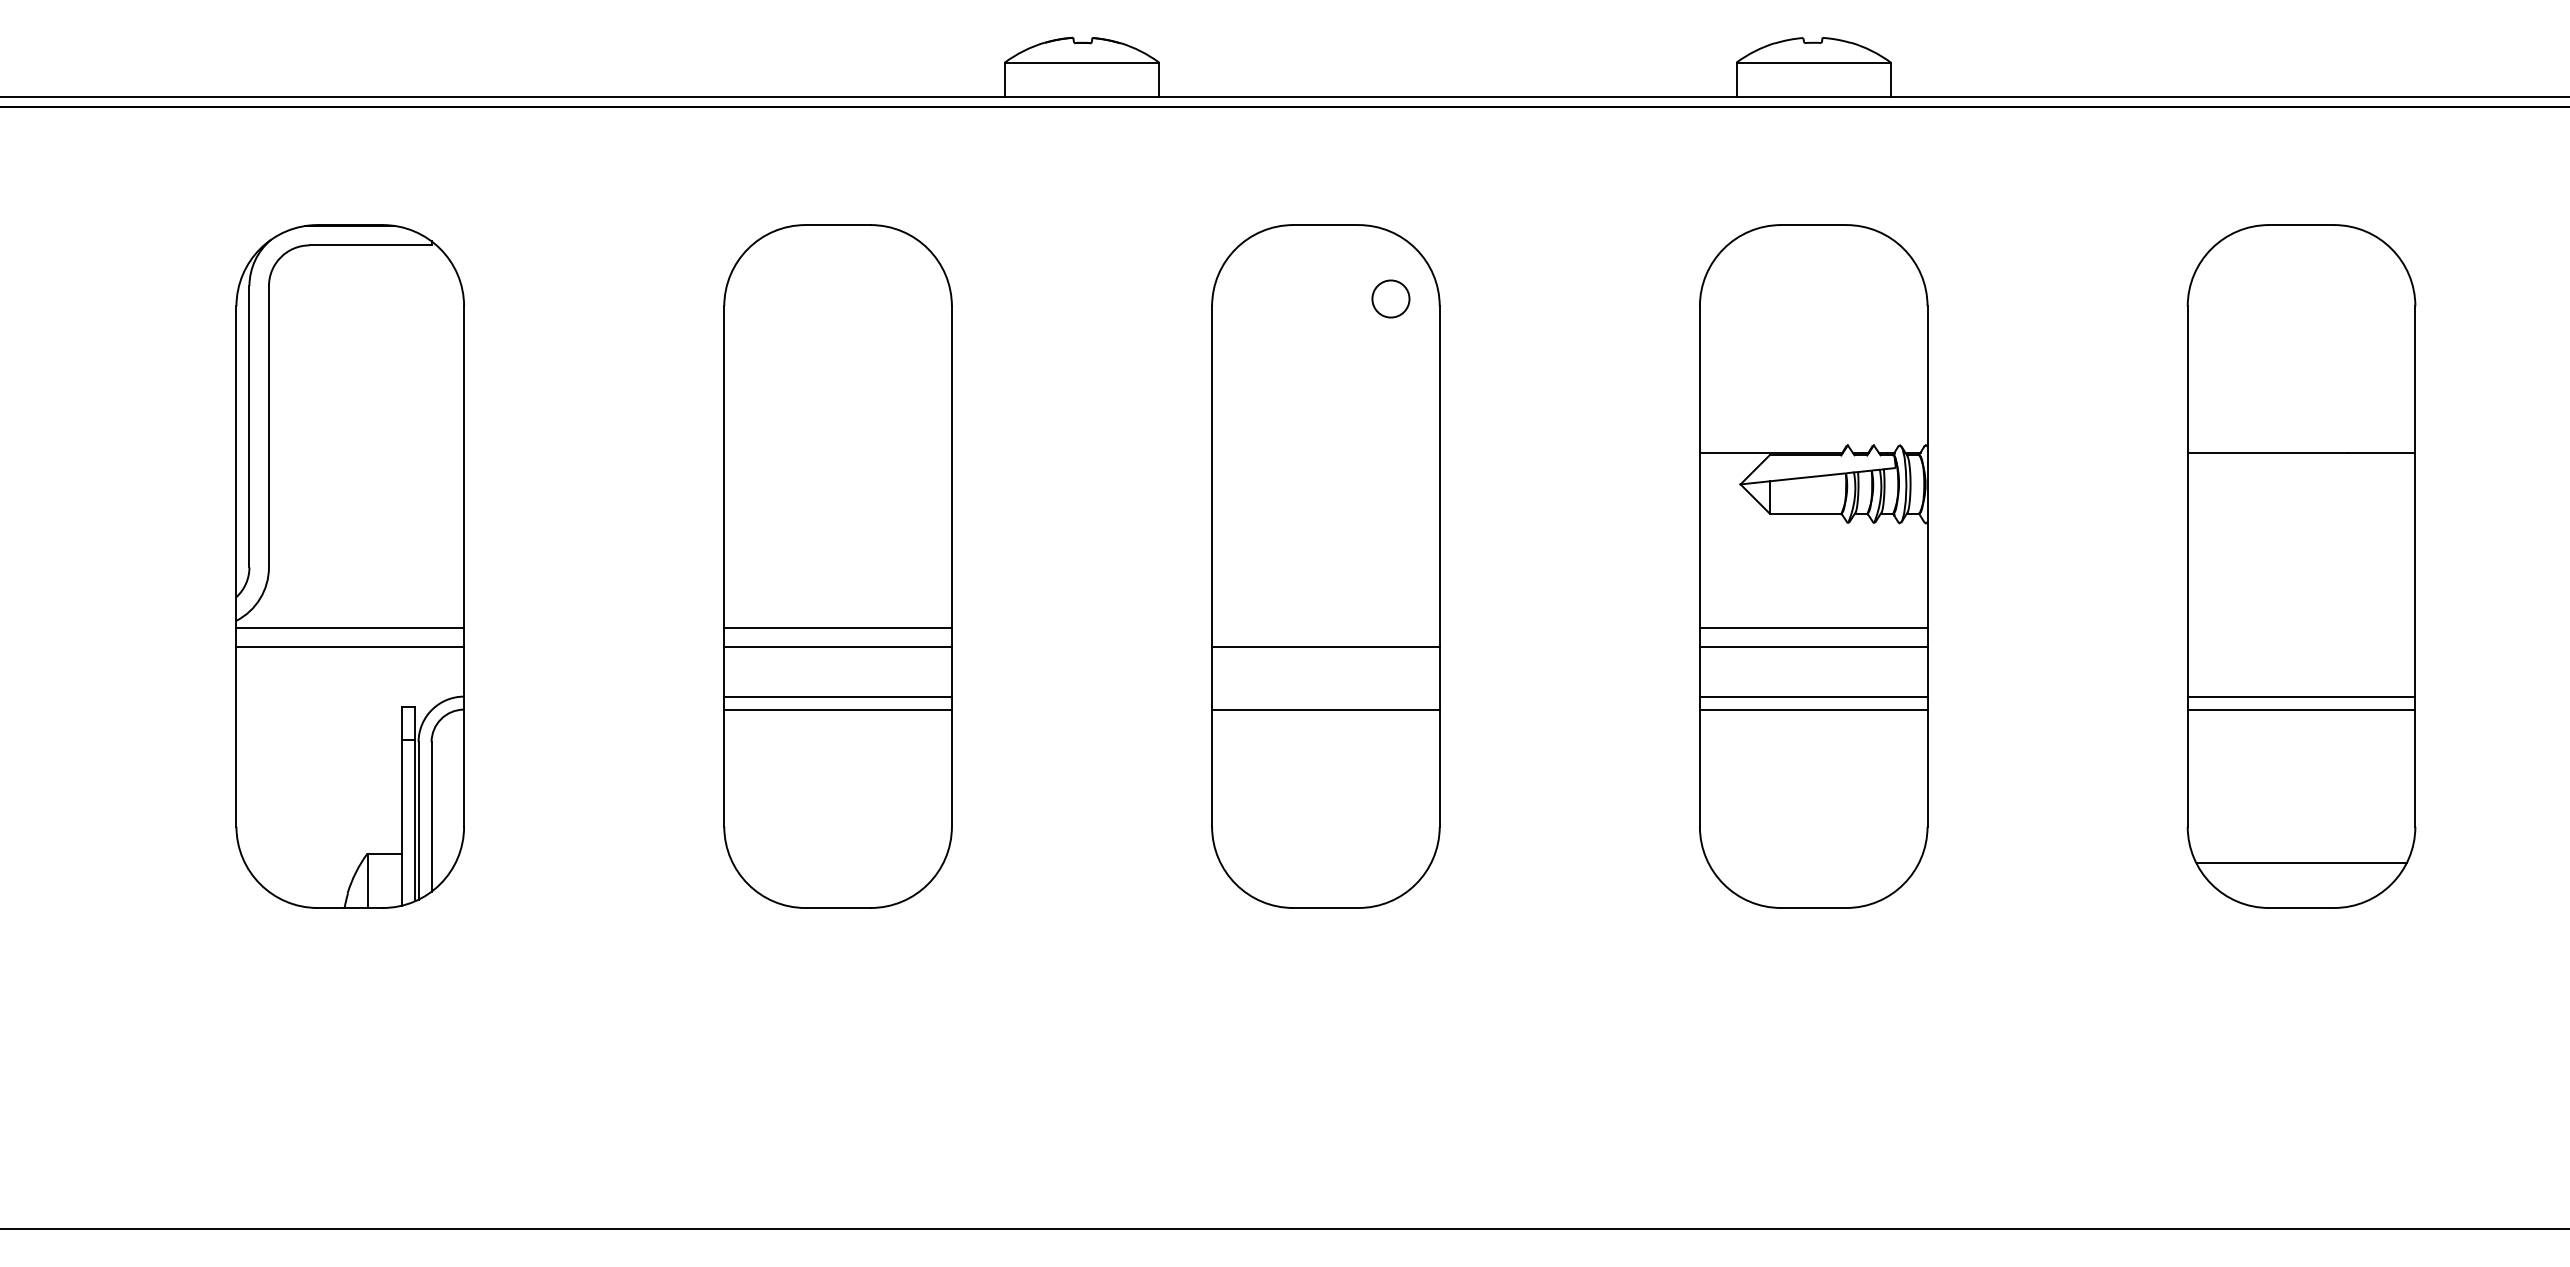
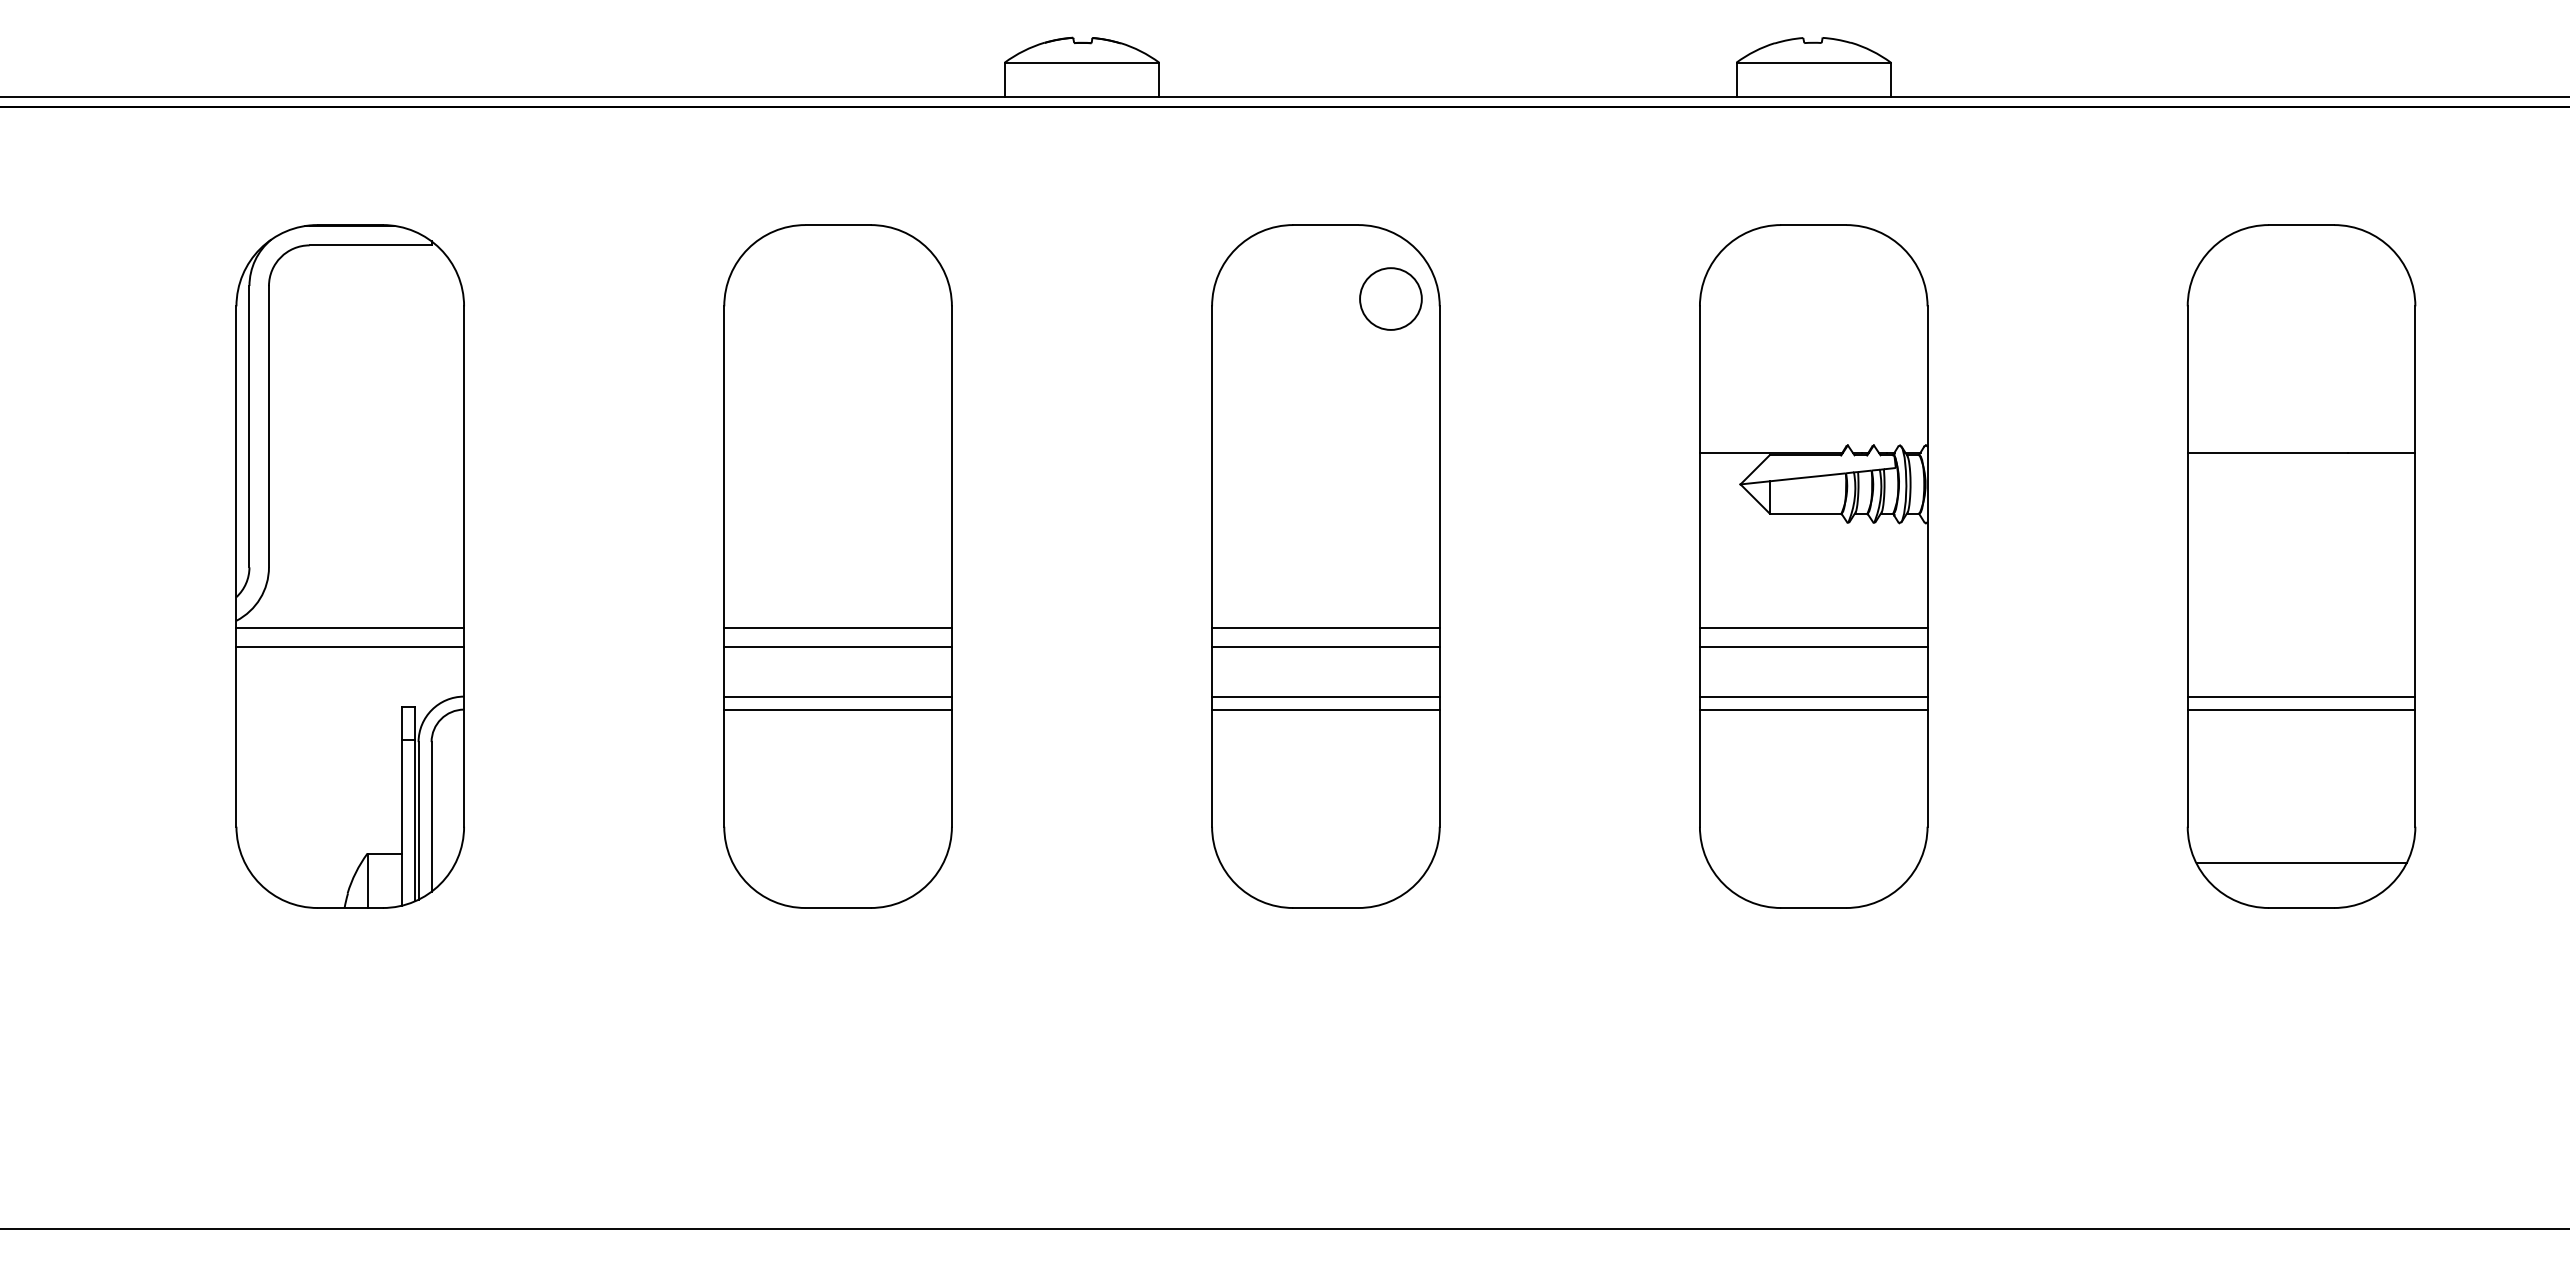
circle size: 40x40 px -> 64x64 px (1390, 298)
line: none -> present (1325, 627)
line: none -> present (1325, 696)
